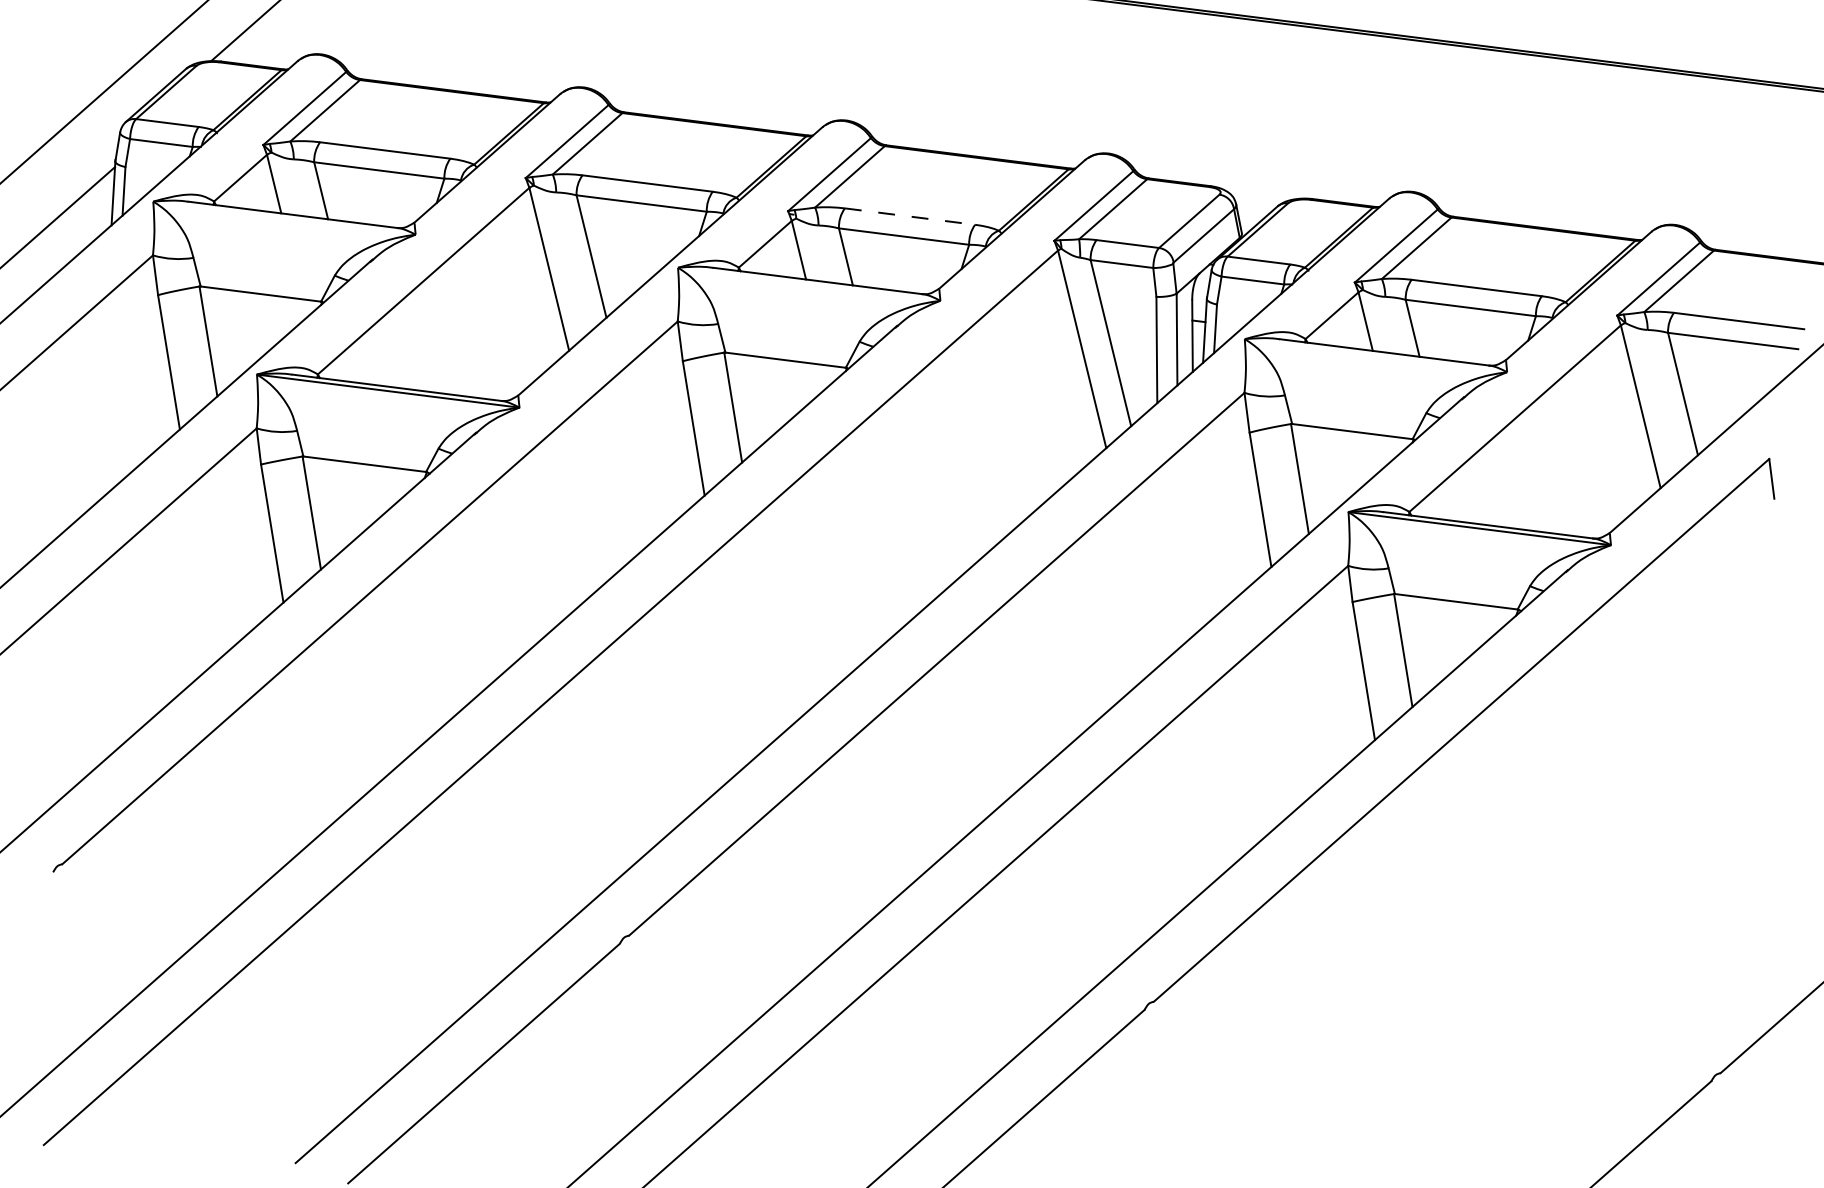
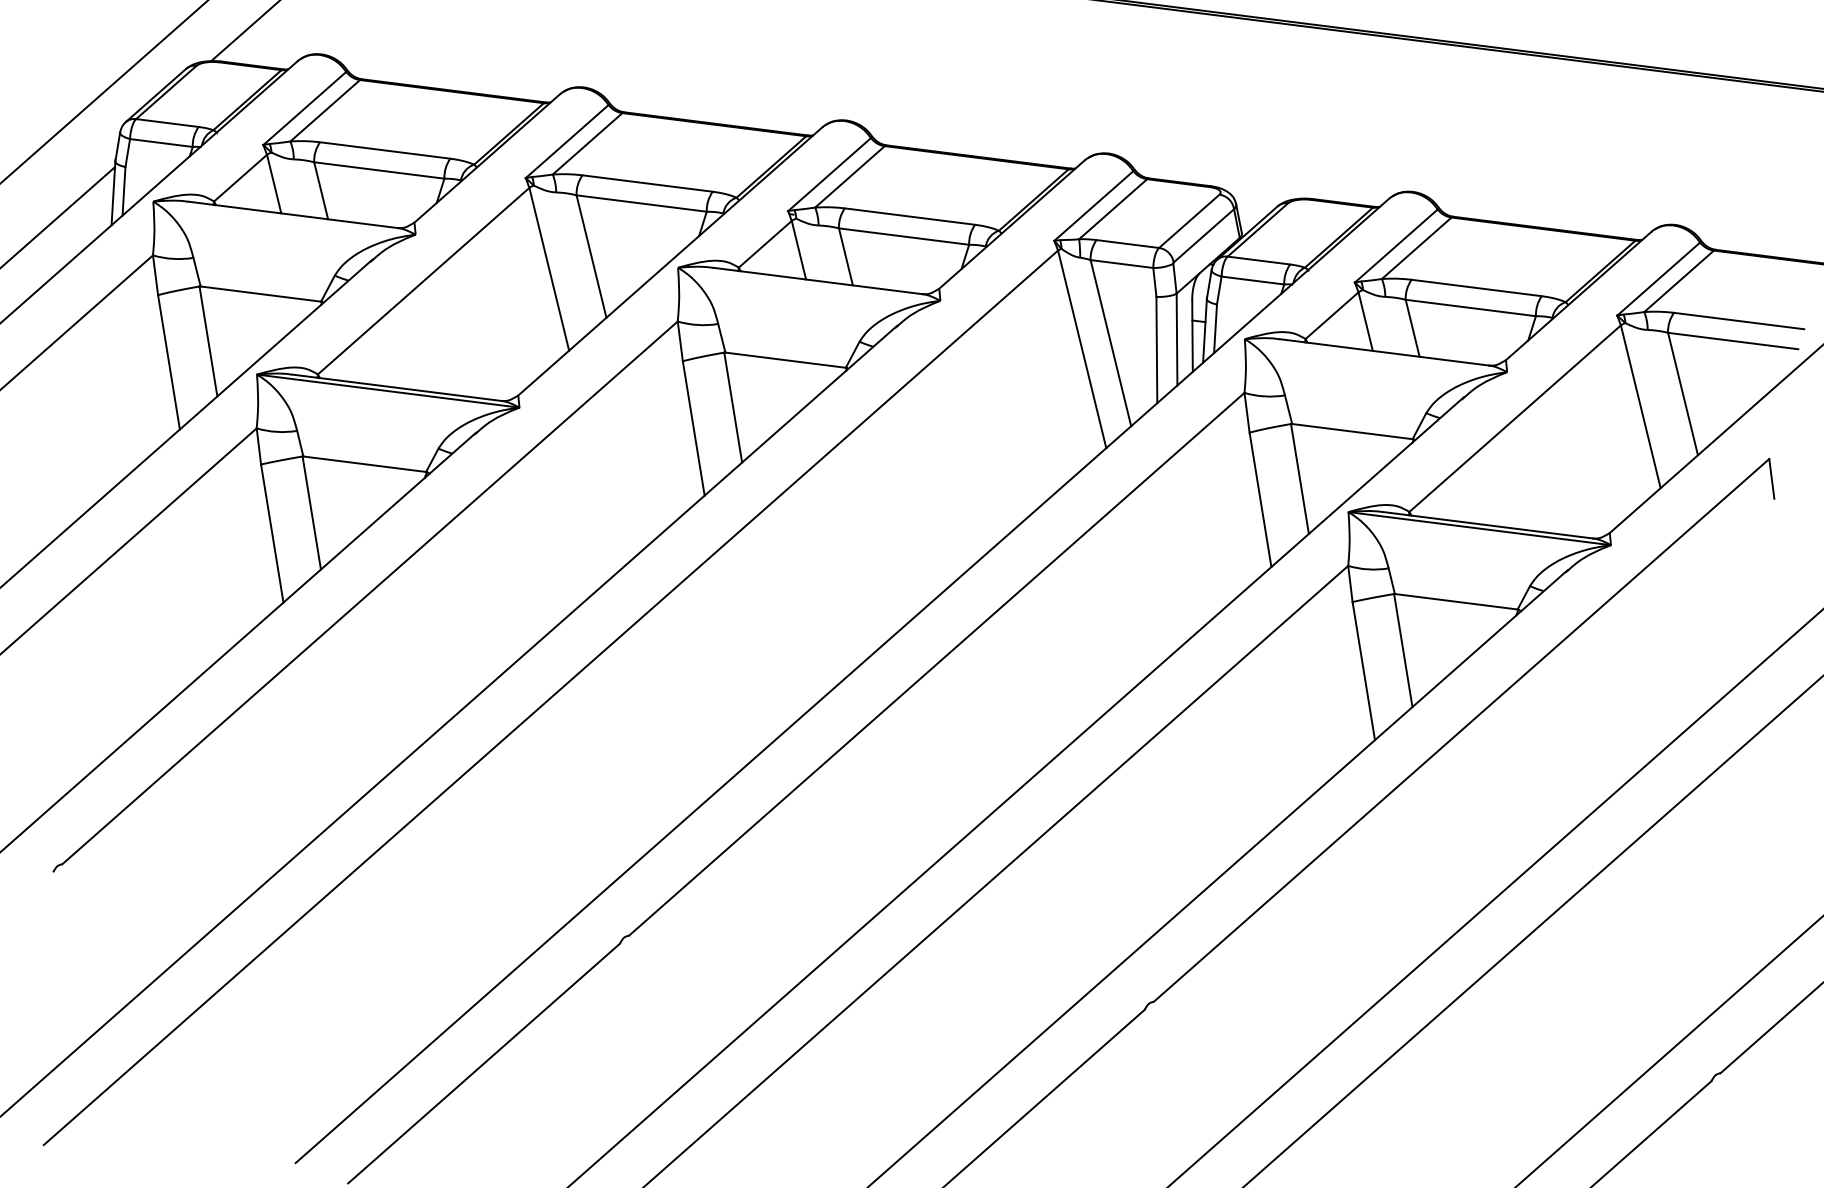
line: dashed -> solid (910, 216)
line: none -> present (1495, 897)
line: none -> present (1533, 930)
line: none -> present (1669, 1051)
